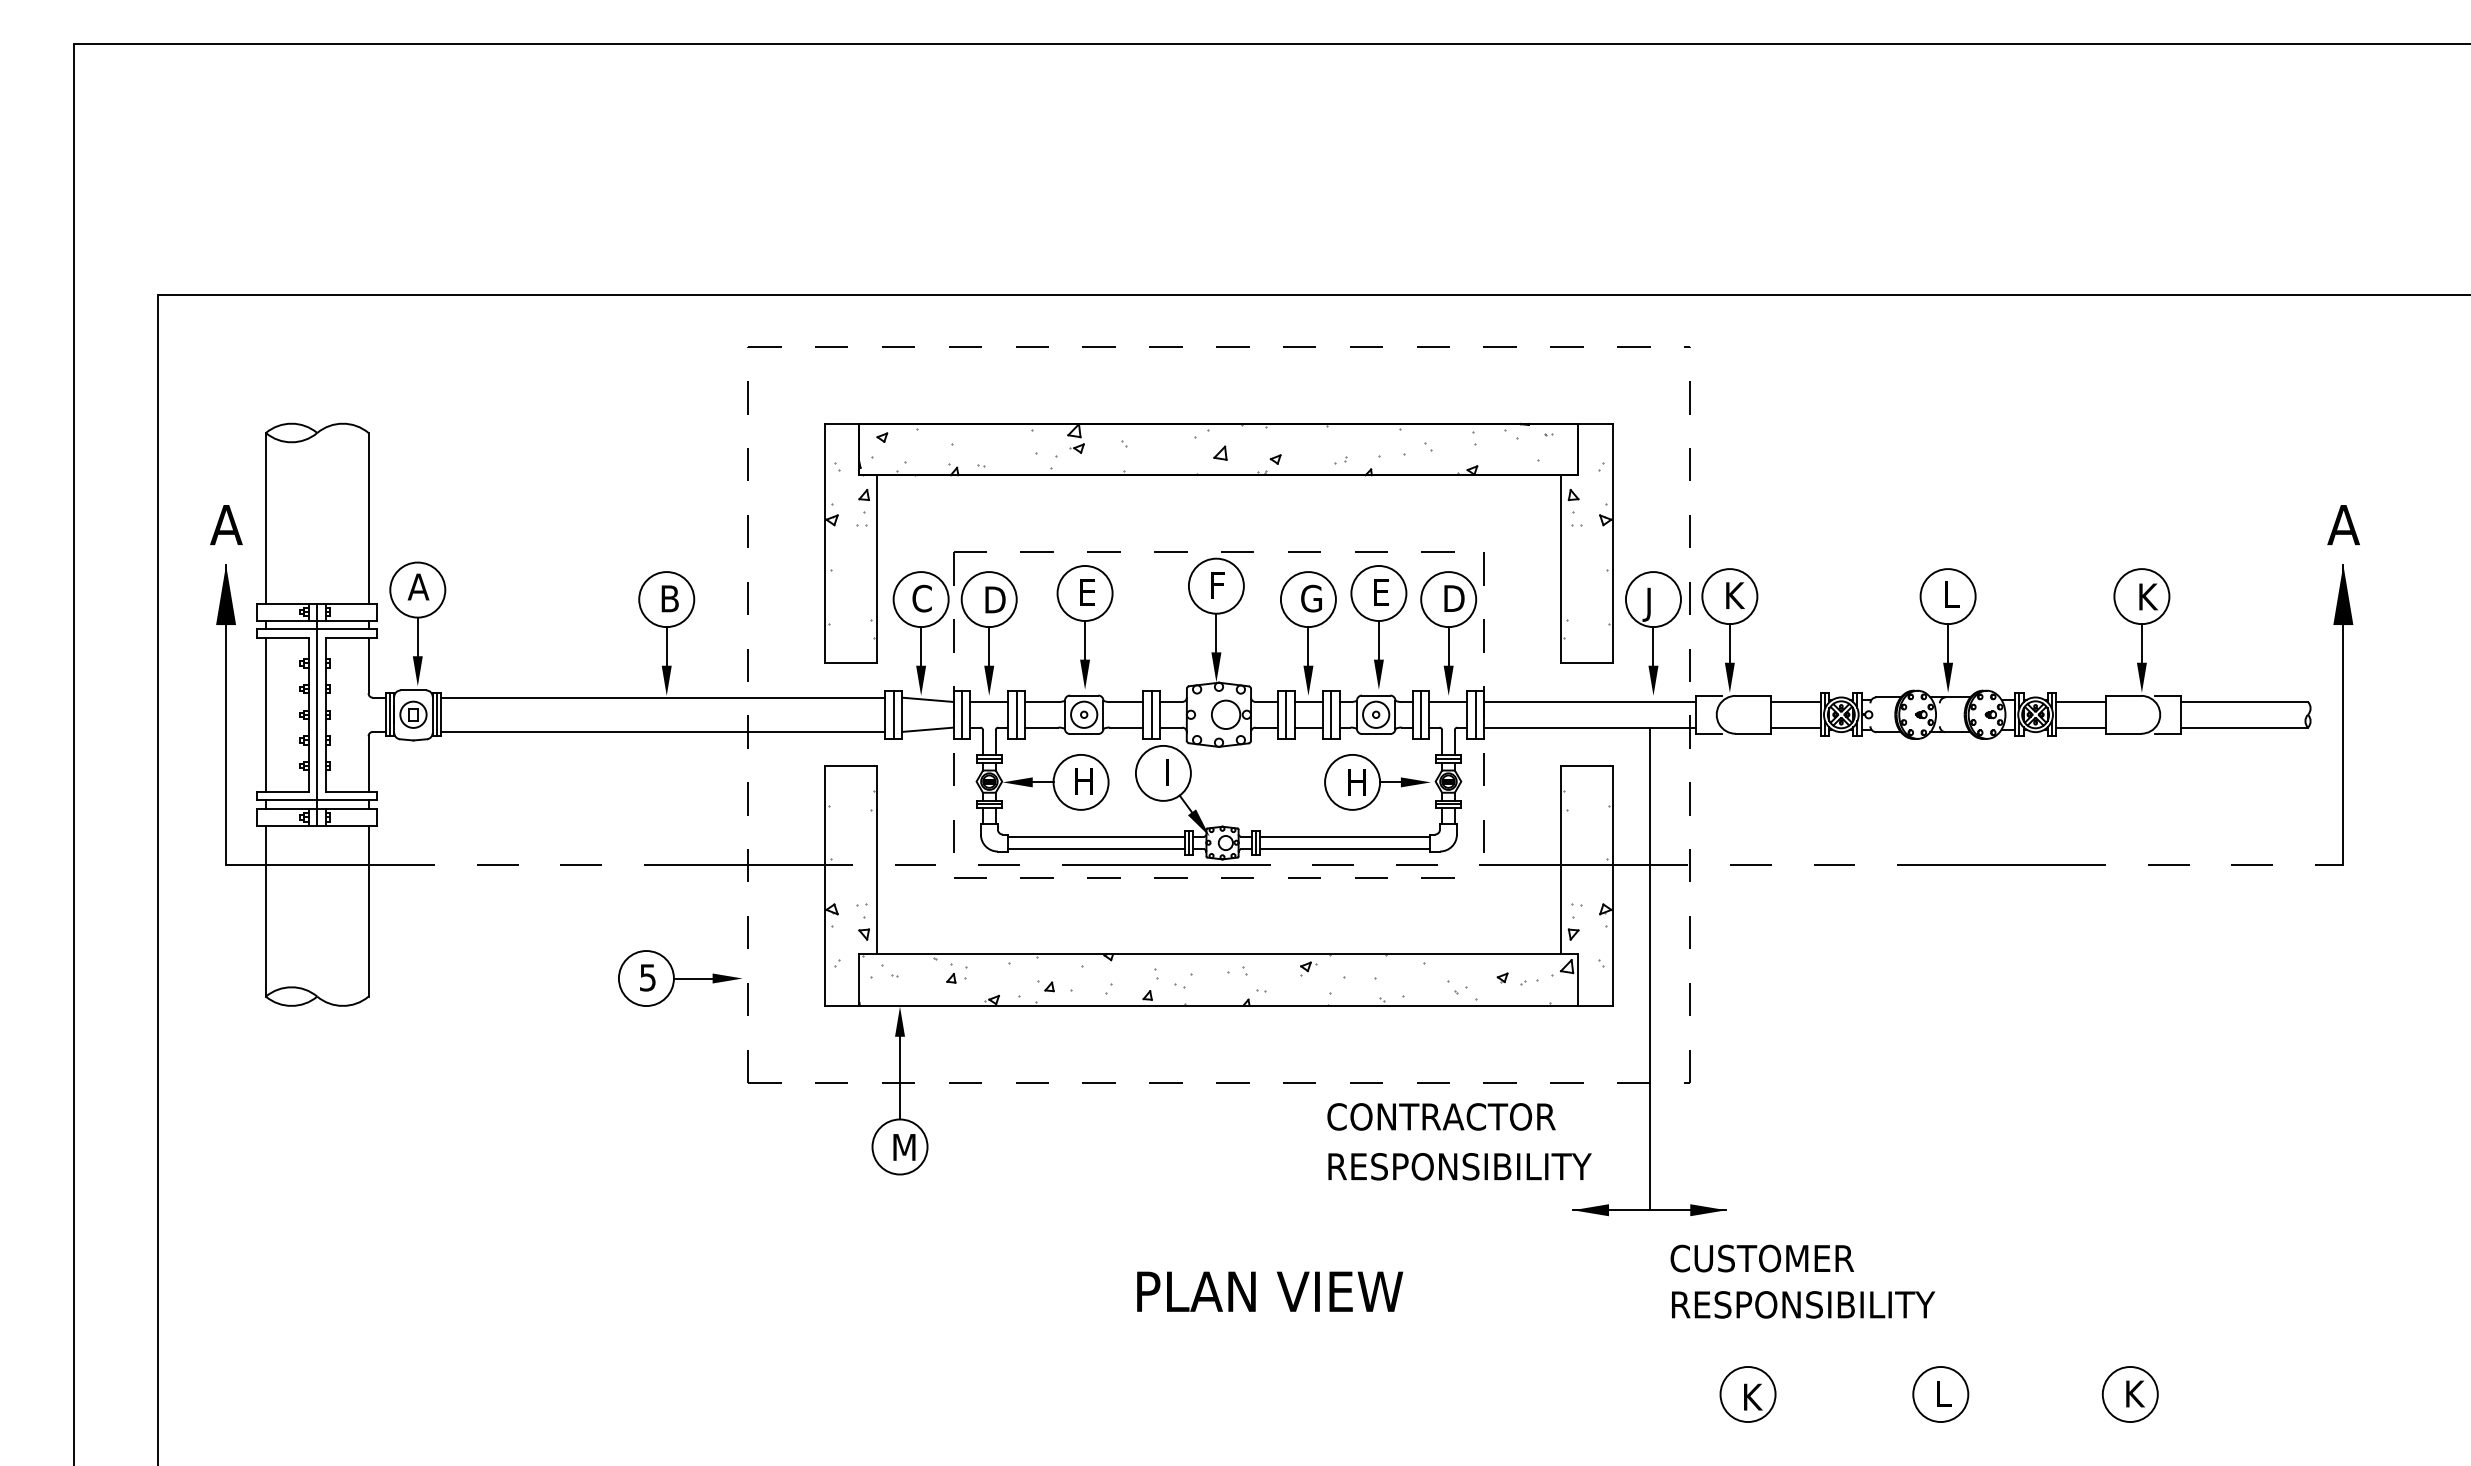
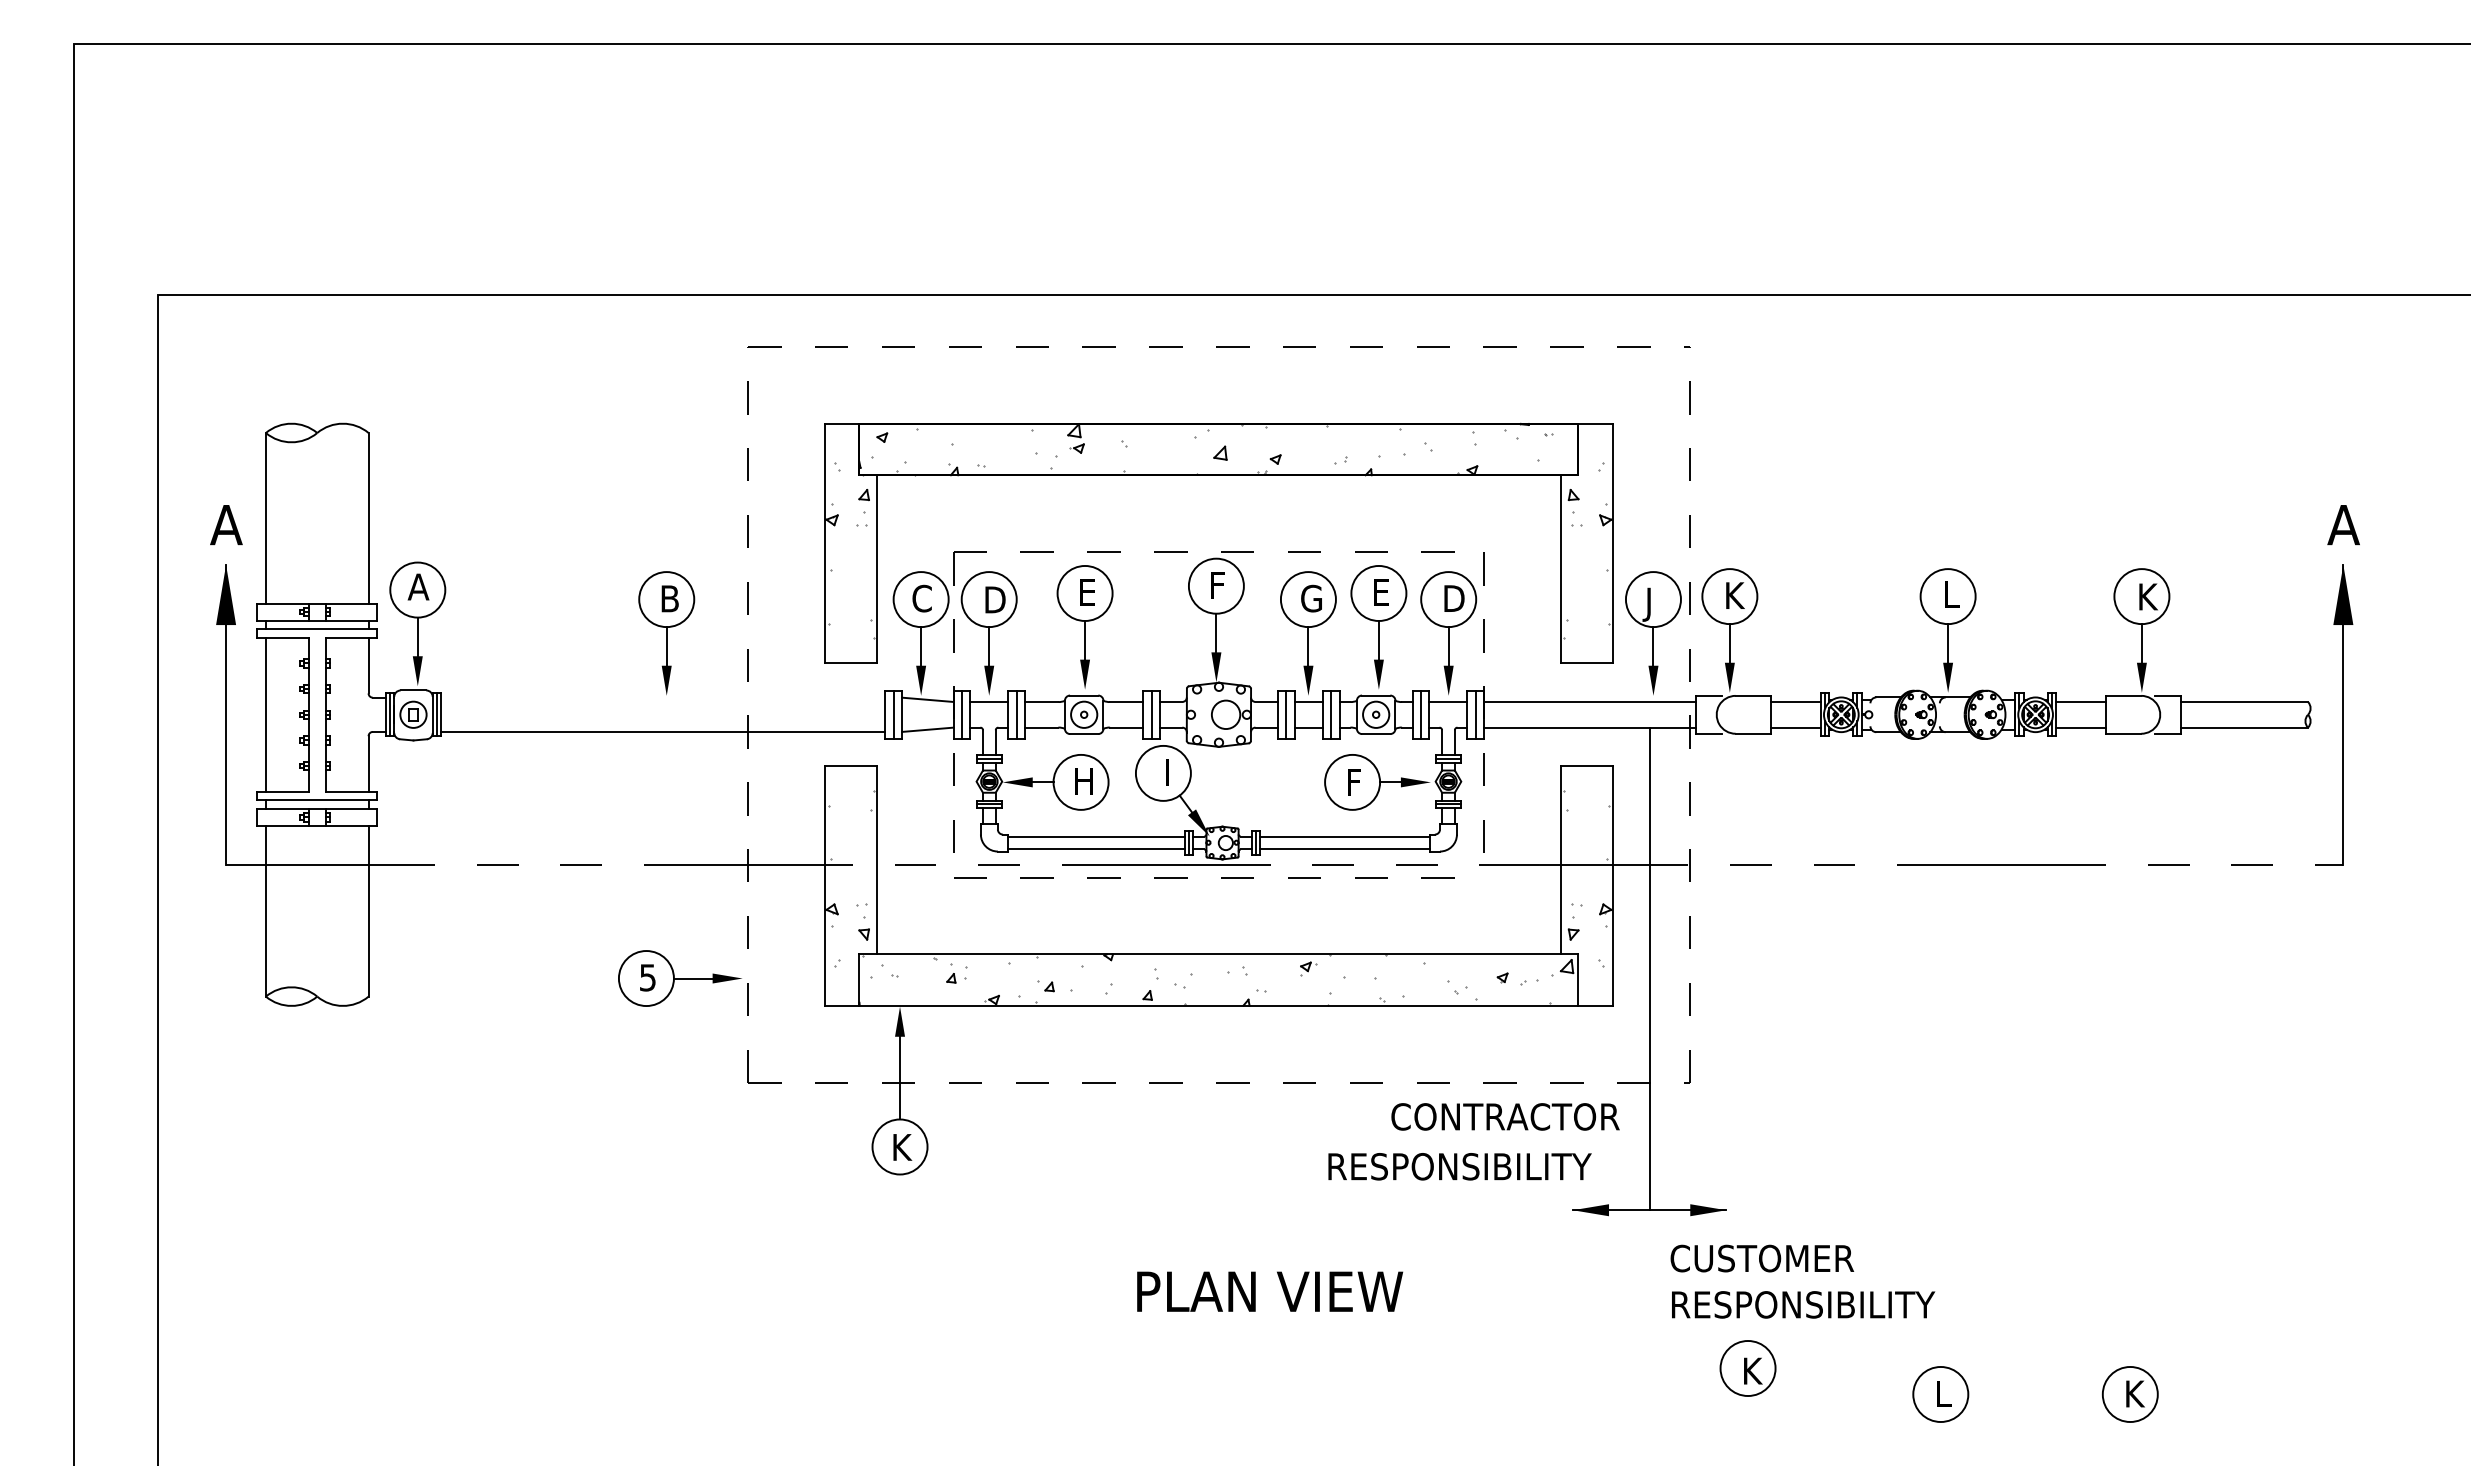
line: present -> none (663, 697)
line: present -> none (317, 714)
text: H -> F (1358, 782)
text position: (1441, 1116) -> (1505, 1116) (1505, 1116)
text: M -> K (905, 1147)
part position: (1747, 1394) -> (1747, 1368) (1747, 1368)
